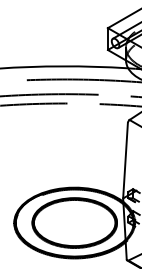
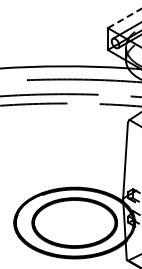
line: solid -> dashed (125, 18)
